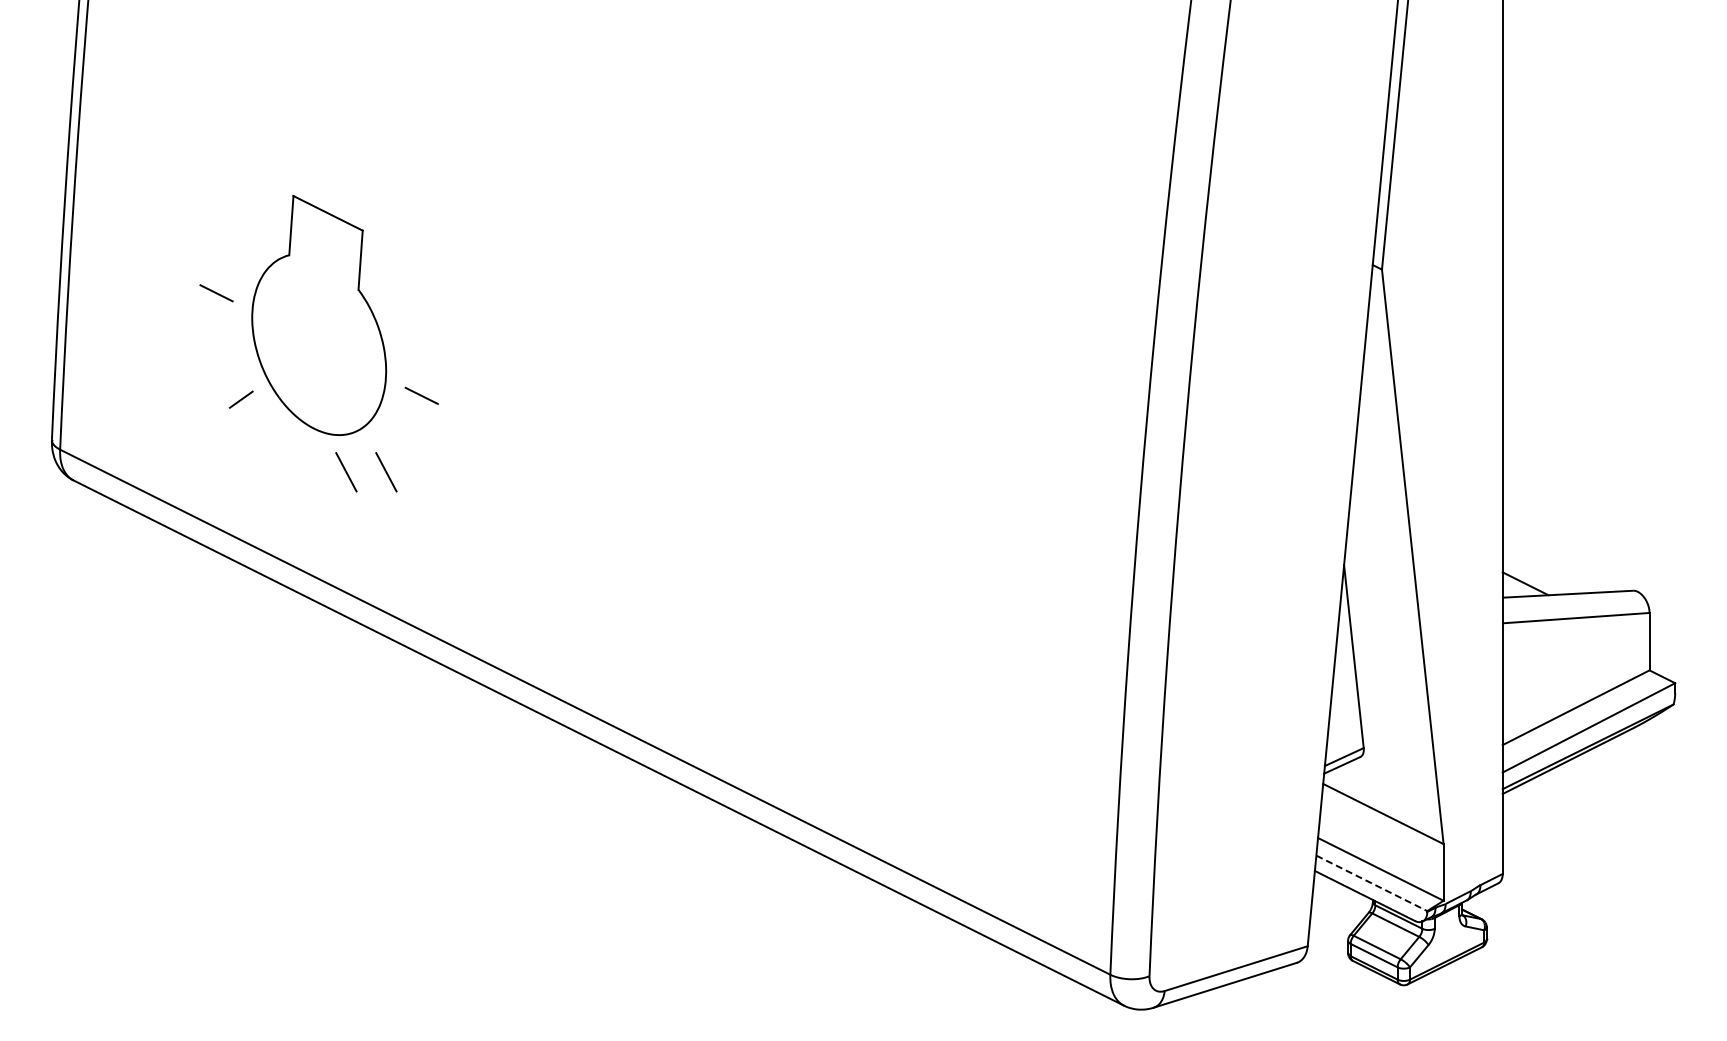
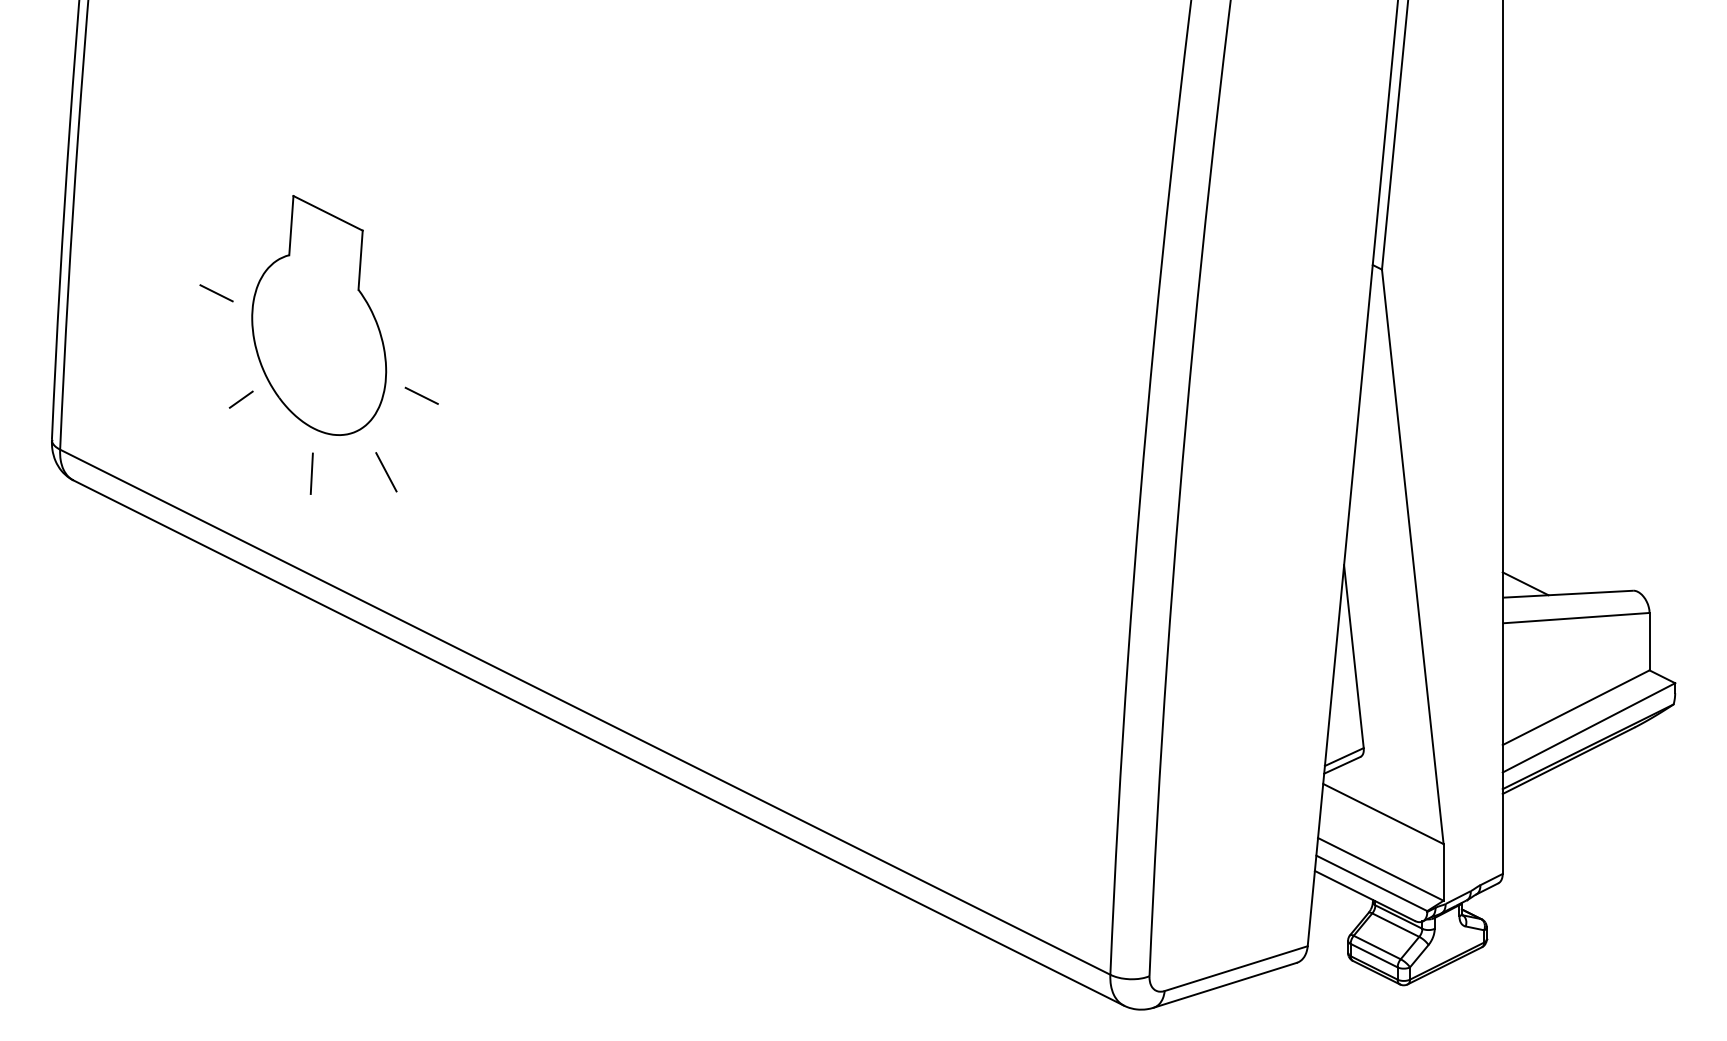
line: present -> none (346, 472)
line: none -> present (311, 473)
line: dashed -> solid (1372, 883)
